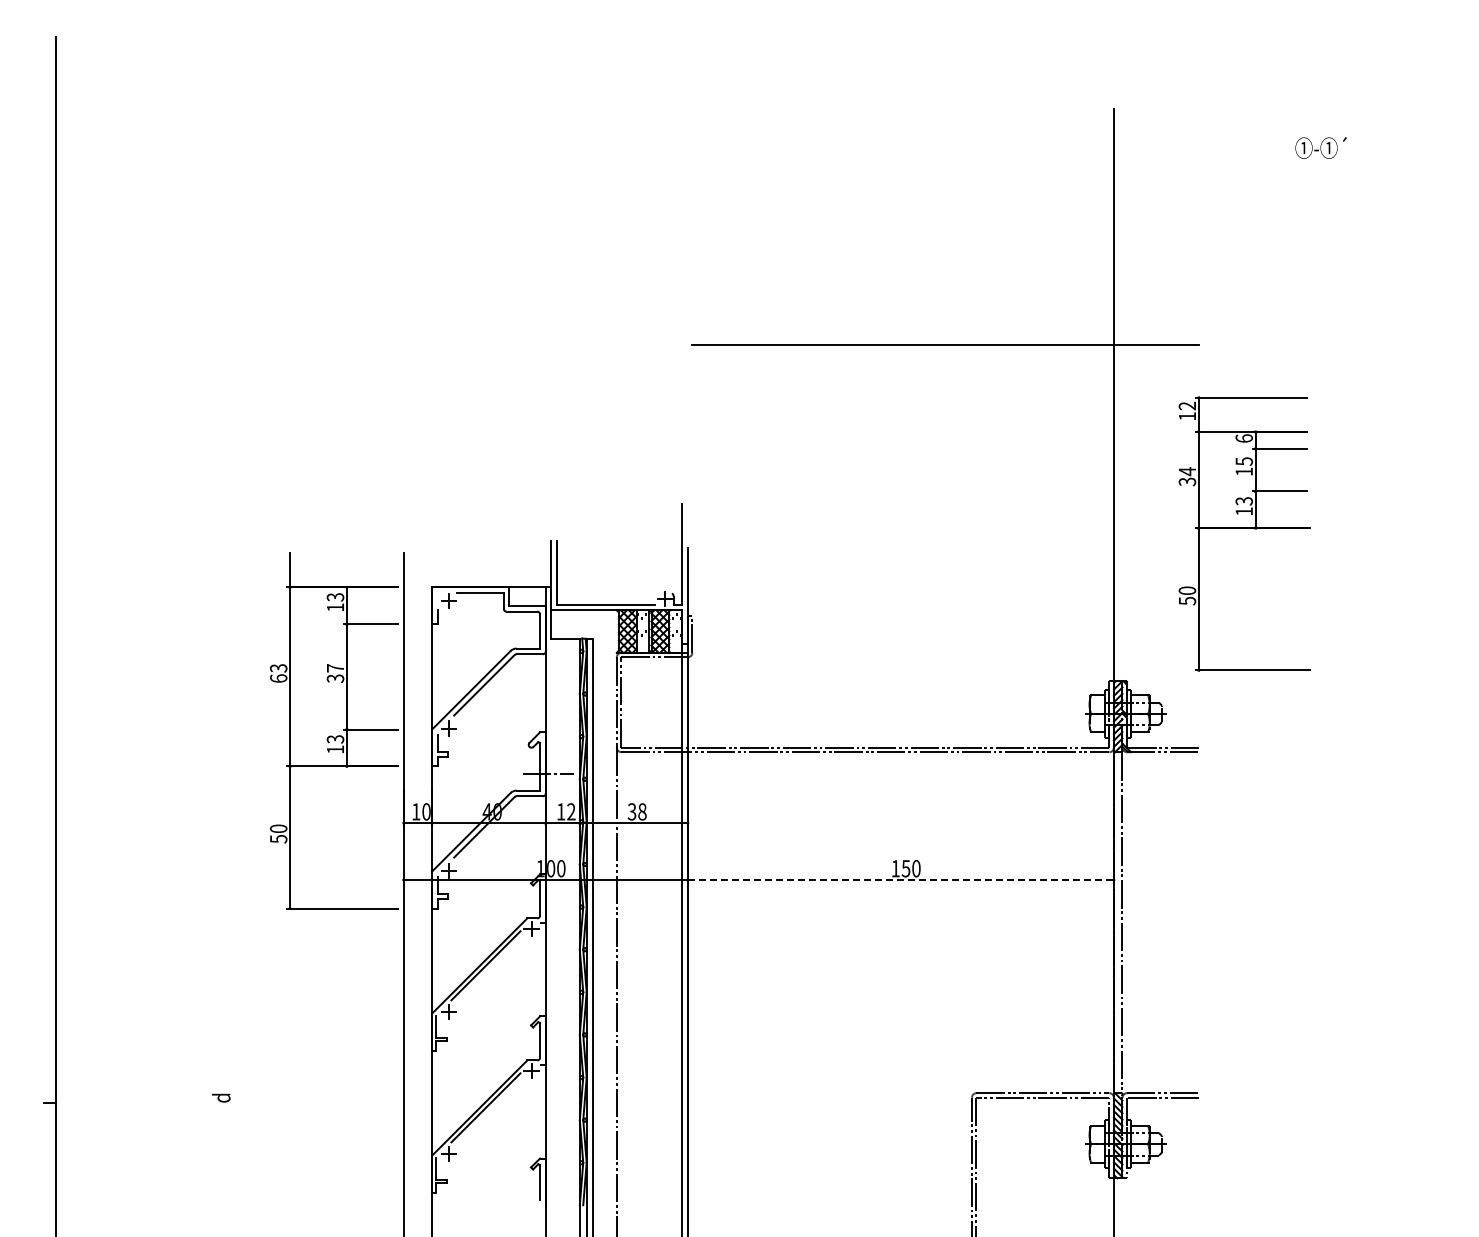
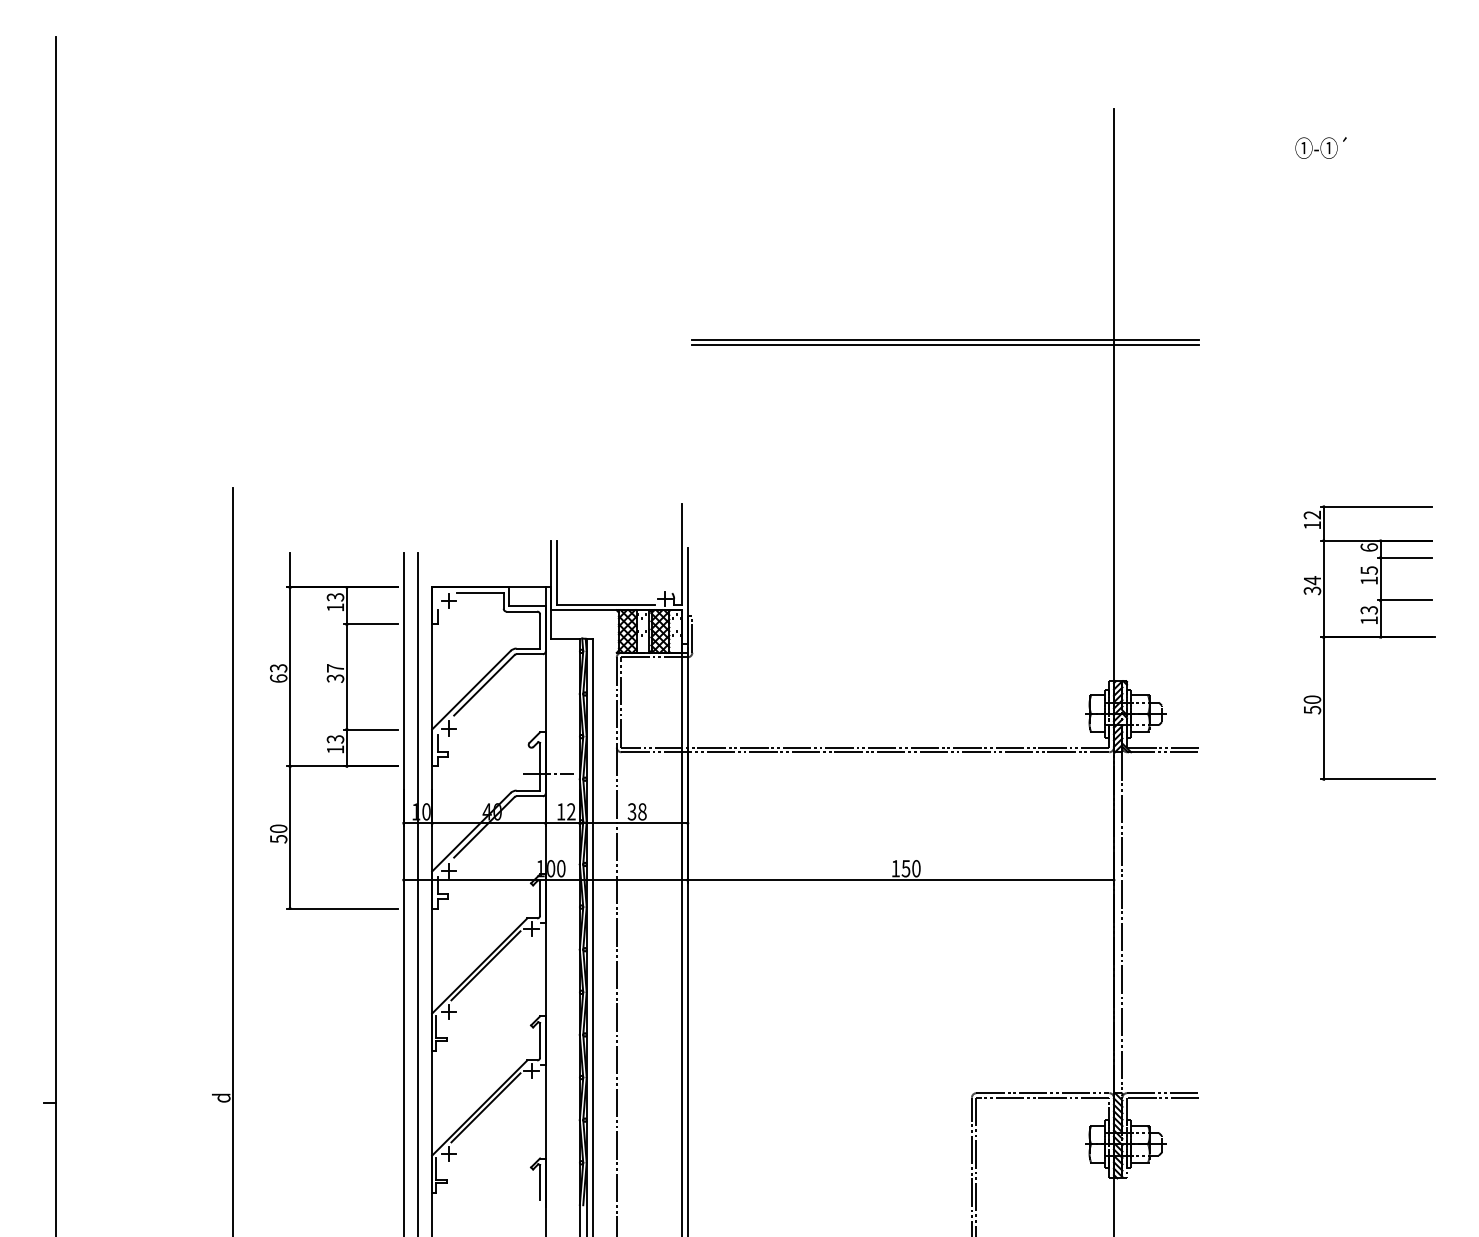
line: none -> present (945, 340)
part position: (1244, 533) -> (1369, 642) (1369, 642)
line: none -> present (233, 860)
line: dashed -> solid (901, 880)
line: none -> present (417, 892)
